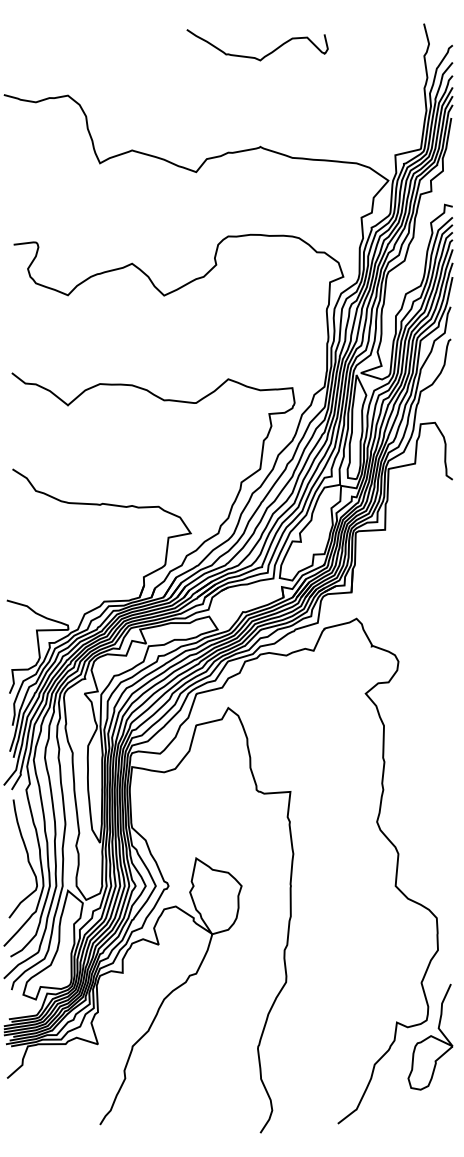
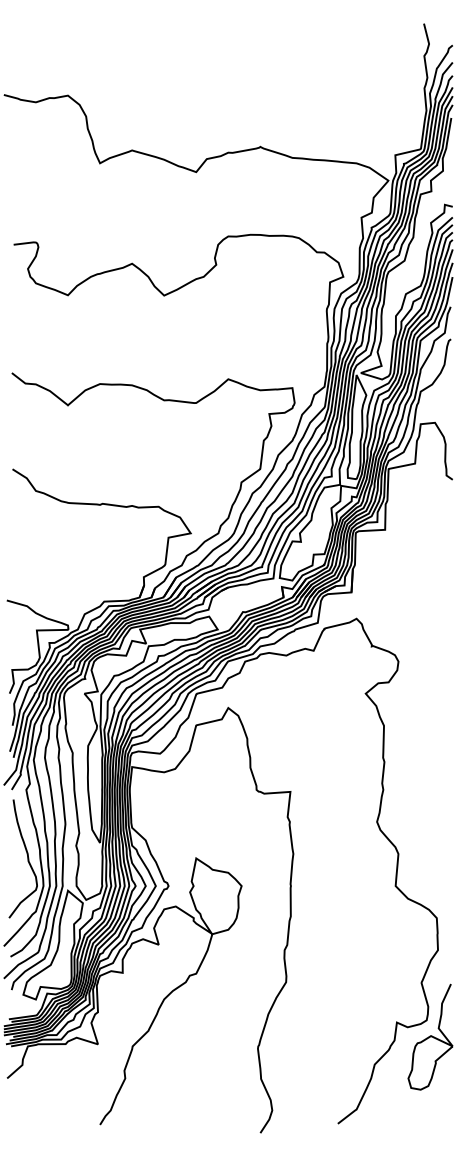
curve: present -> none (256, 57)
